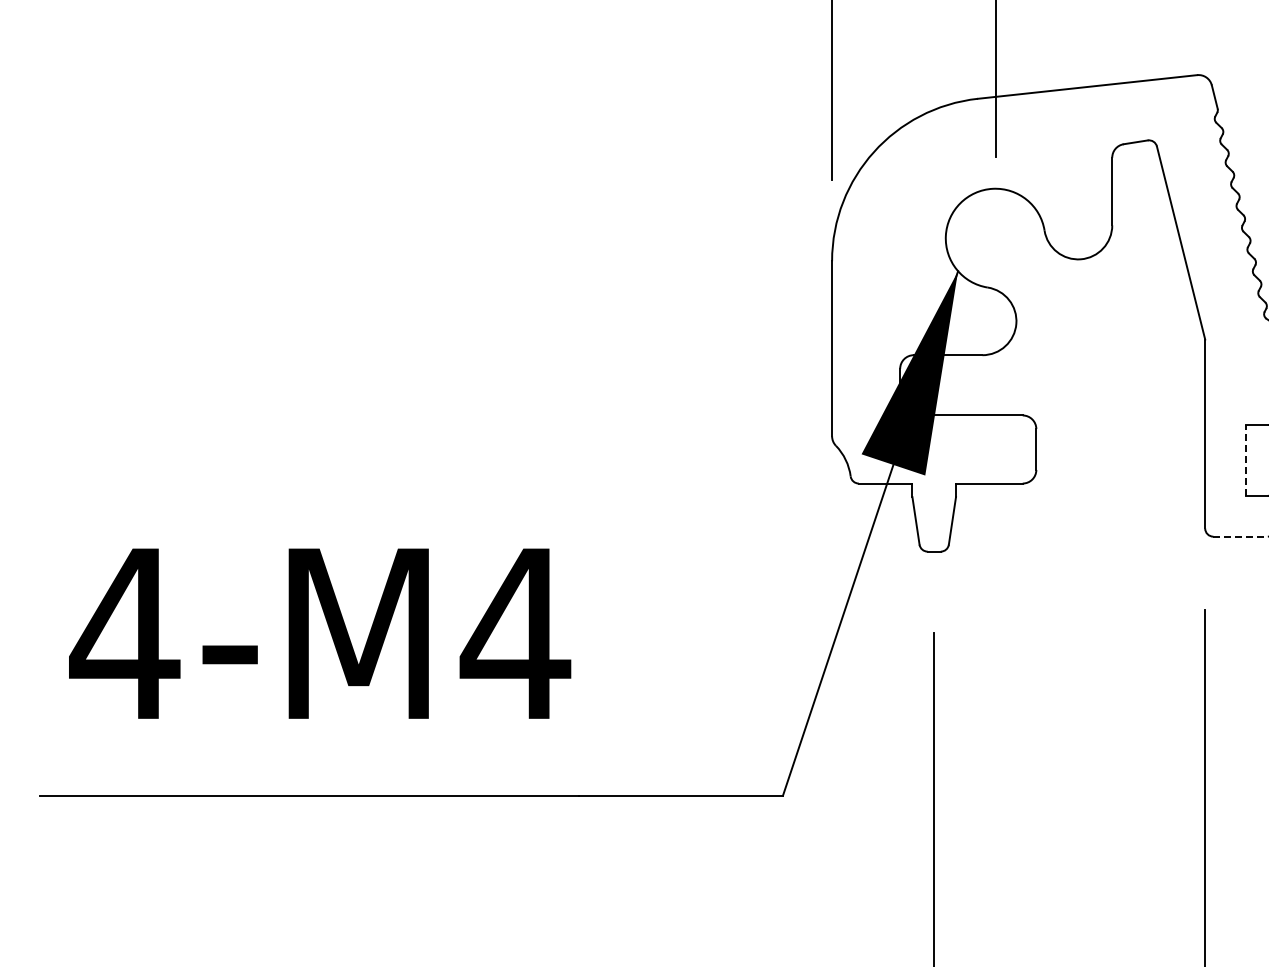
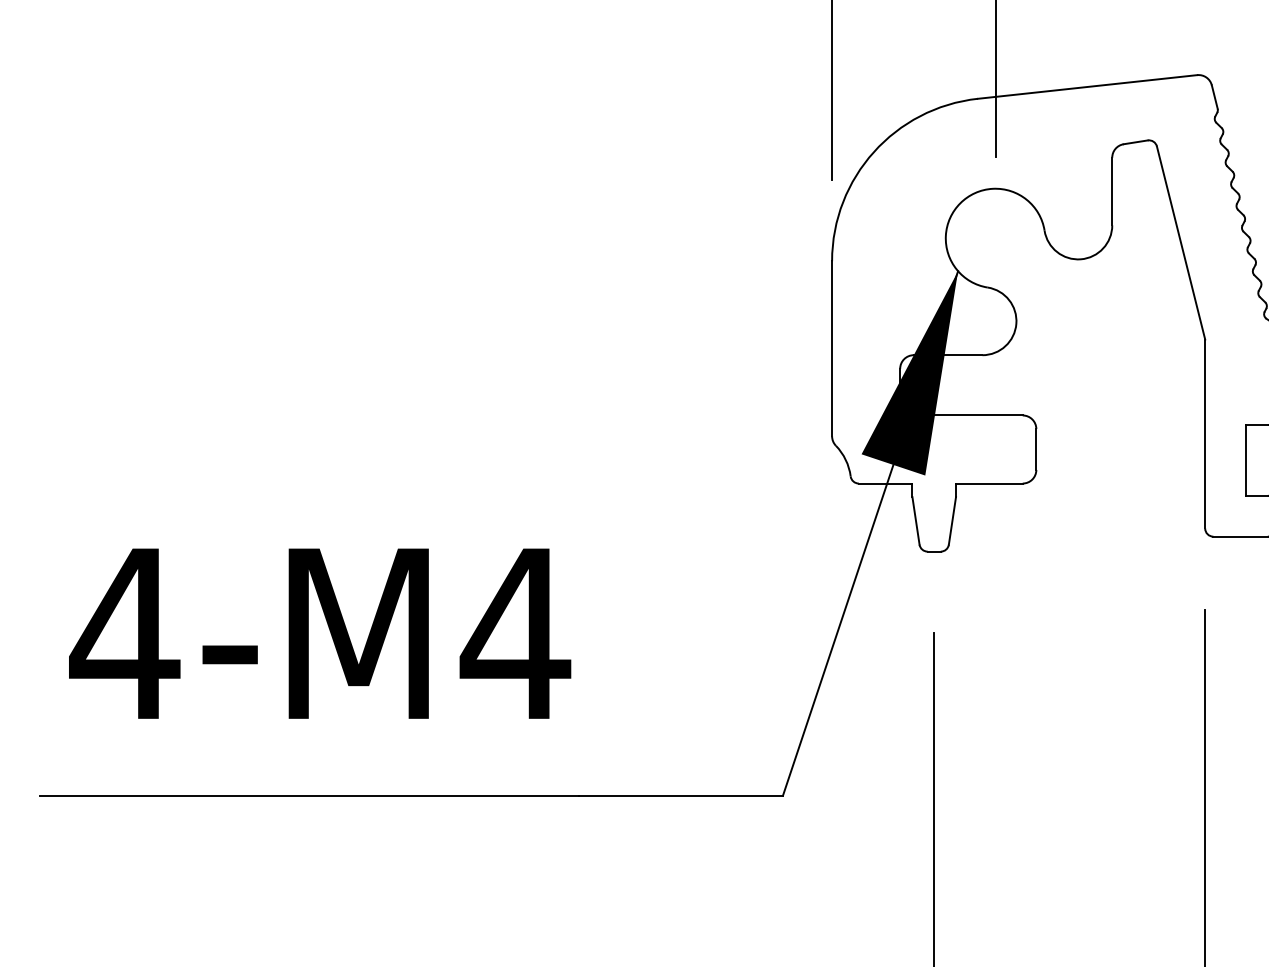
line: dashed -> solid (1246, 459)
line: dashed -> solid (1241, 536)
